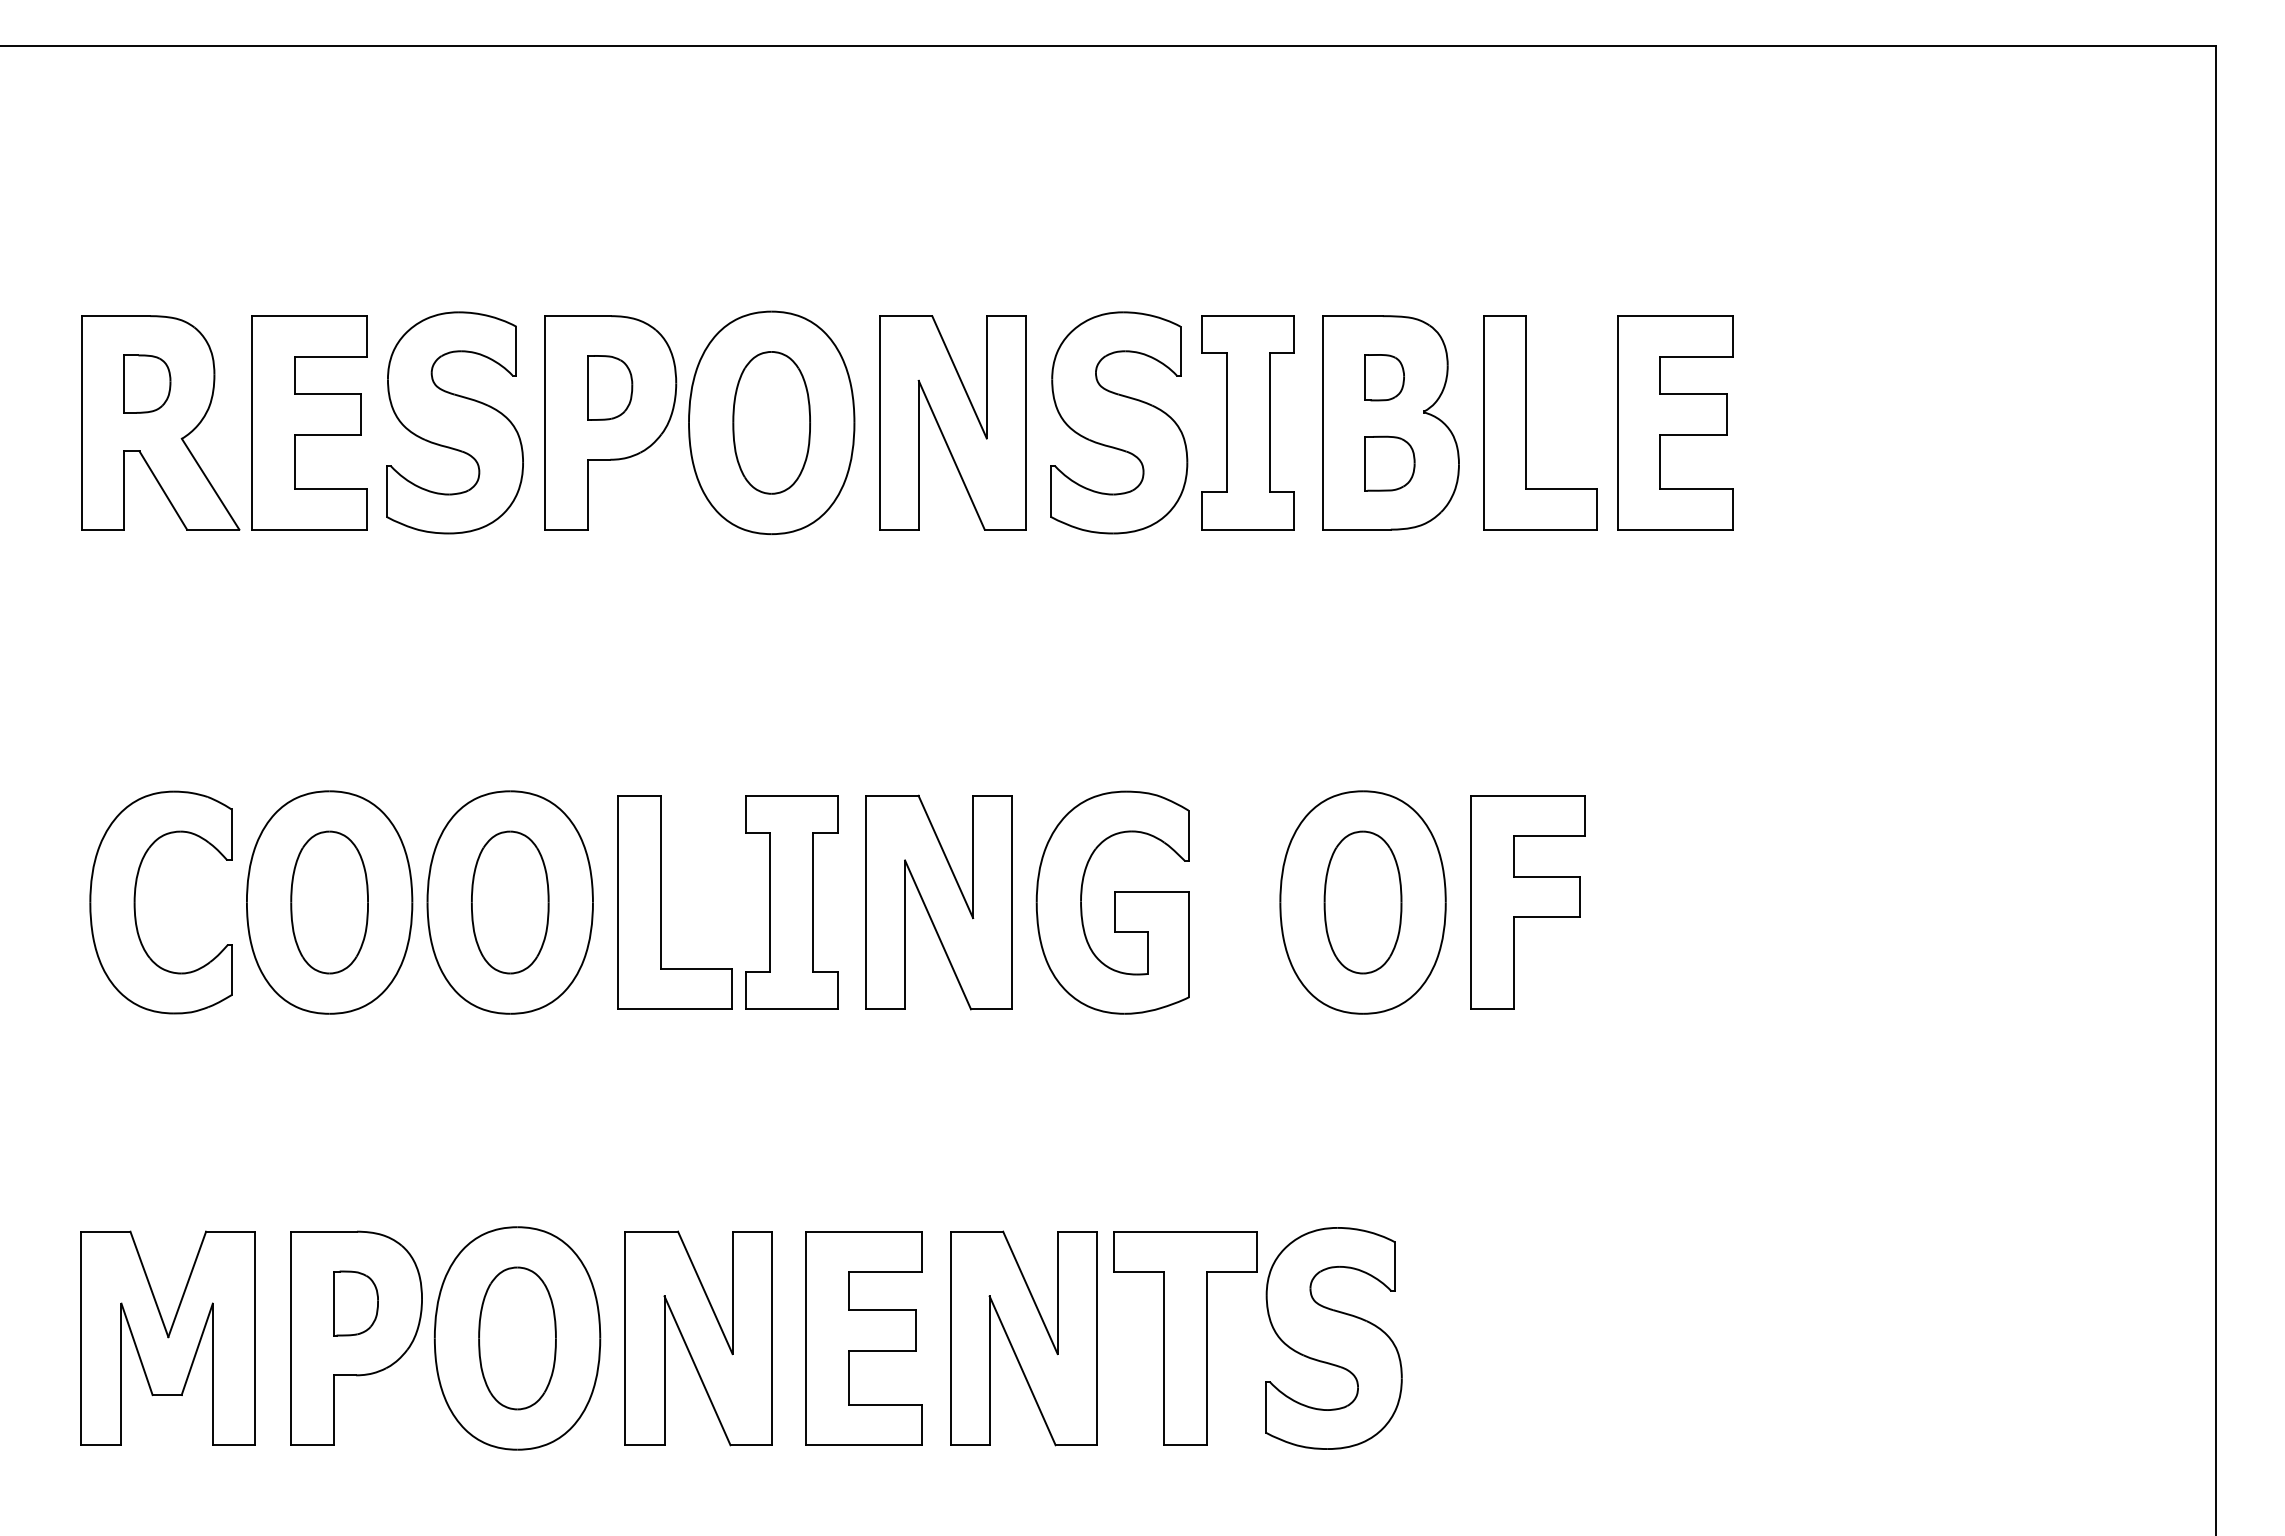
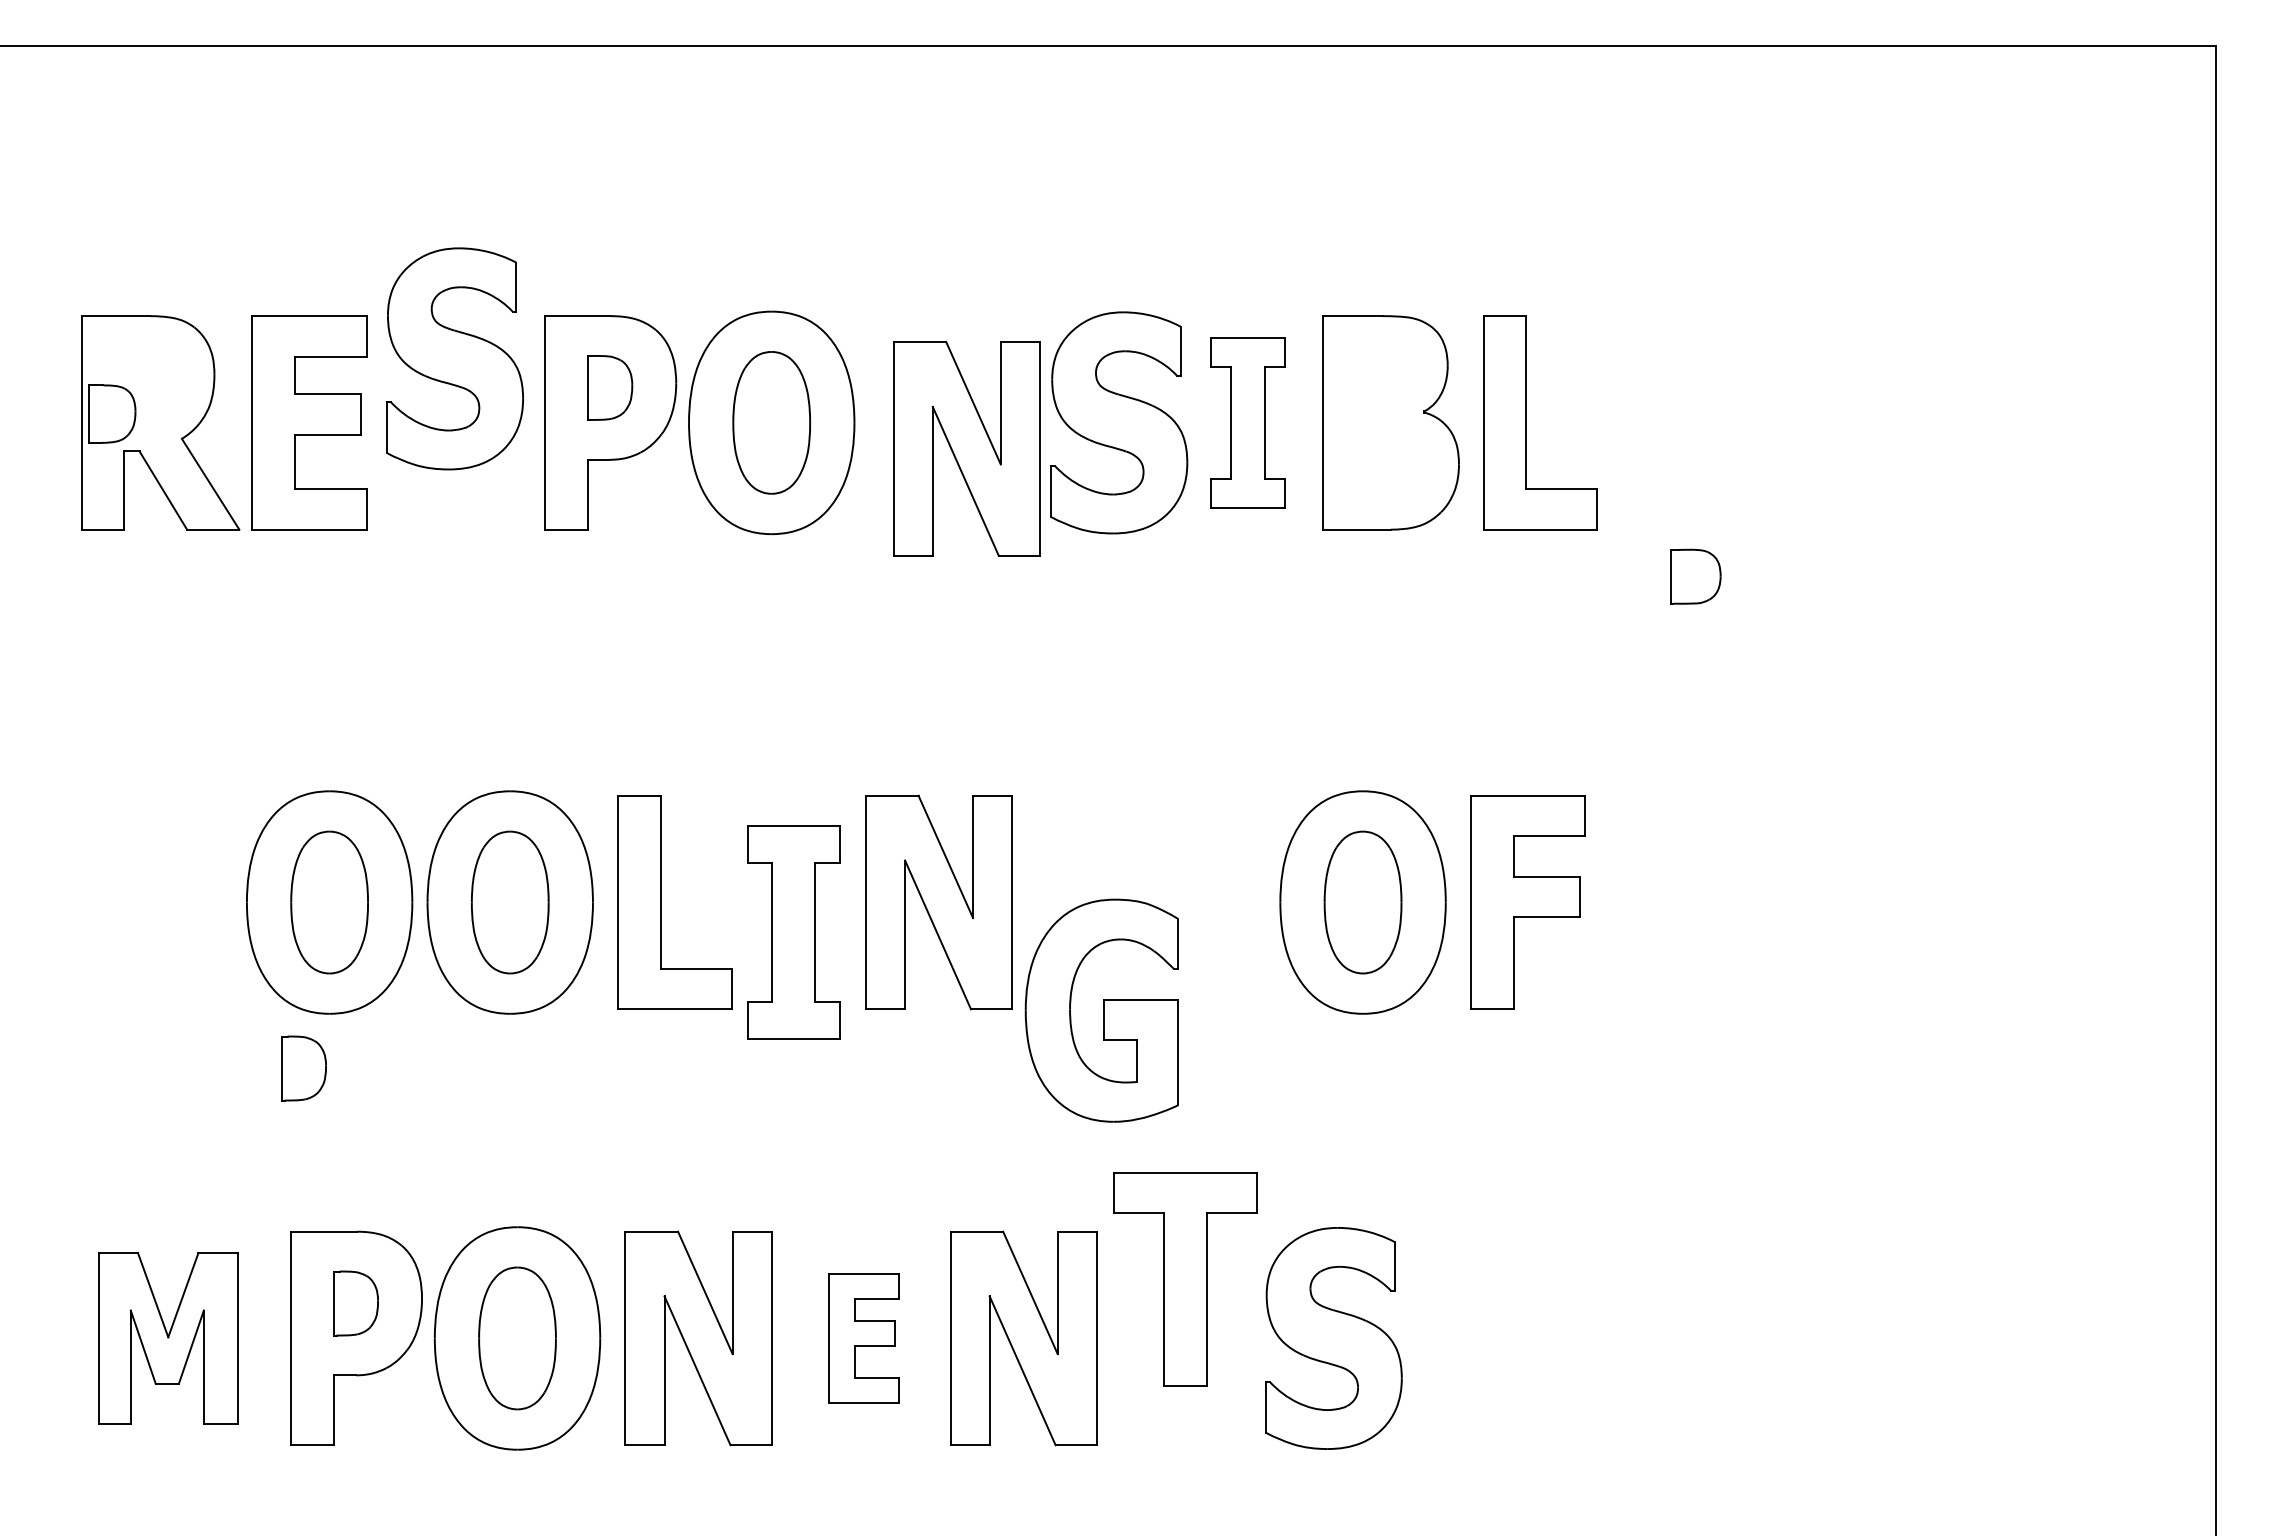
part: present -> none (1384, 377)
part position: (147, 383) -> (112, 413) (112, 413)
part position: (454, 422) -> (454, 358) (454, 358)
part position: (952, 422) -> (966, 448) (966, 448)
part size: 94x216 px -> 76x172 px (1247, 422)
part: present -> none (1675, 422)
part position: (1389, 463) -> (1695, 576) (1695, 576)
part: present -> none (135, 902)
part position: (791, 902) -> (793, 932) (793, 932)
part position: (1112, 902) -> (1101, 1010) (1101, 1010)
part: none -> present (303, 1068)
part size: 176x216 px -> 141x173 px (168, 1338)
part size: 118x215 px -> 72x131 px (863, 1338)
part position: (1185, 1338) -> (1185, 1279) (1185, 1279)
